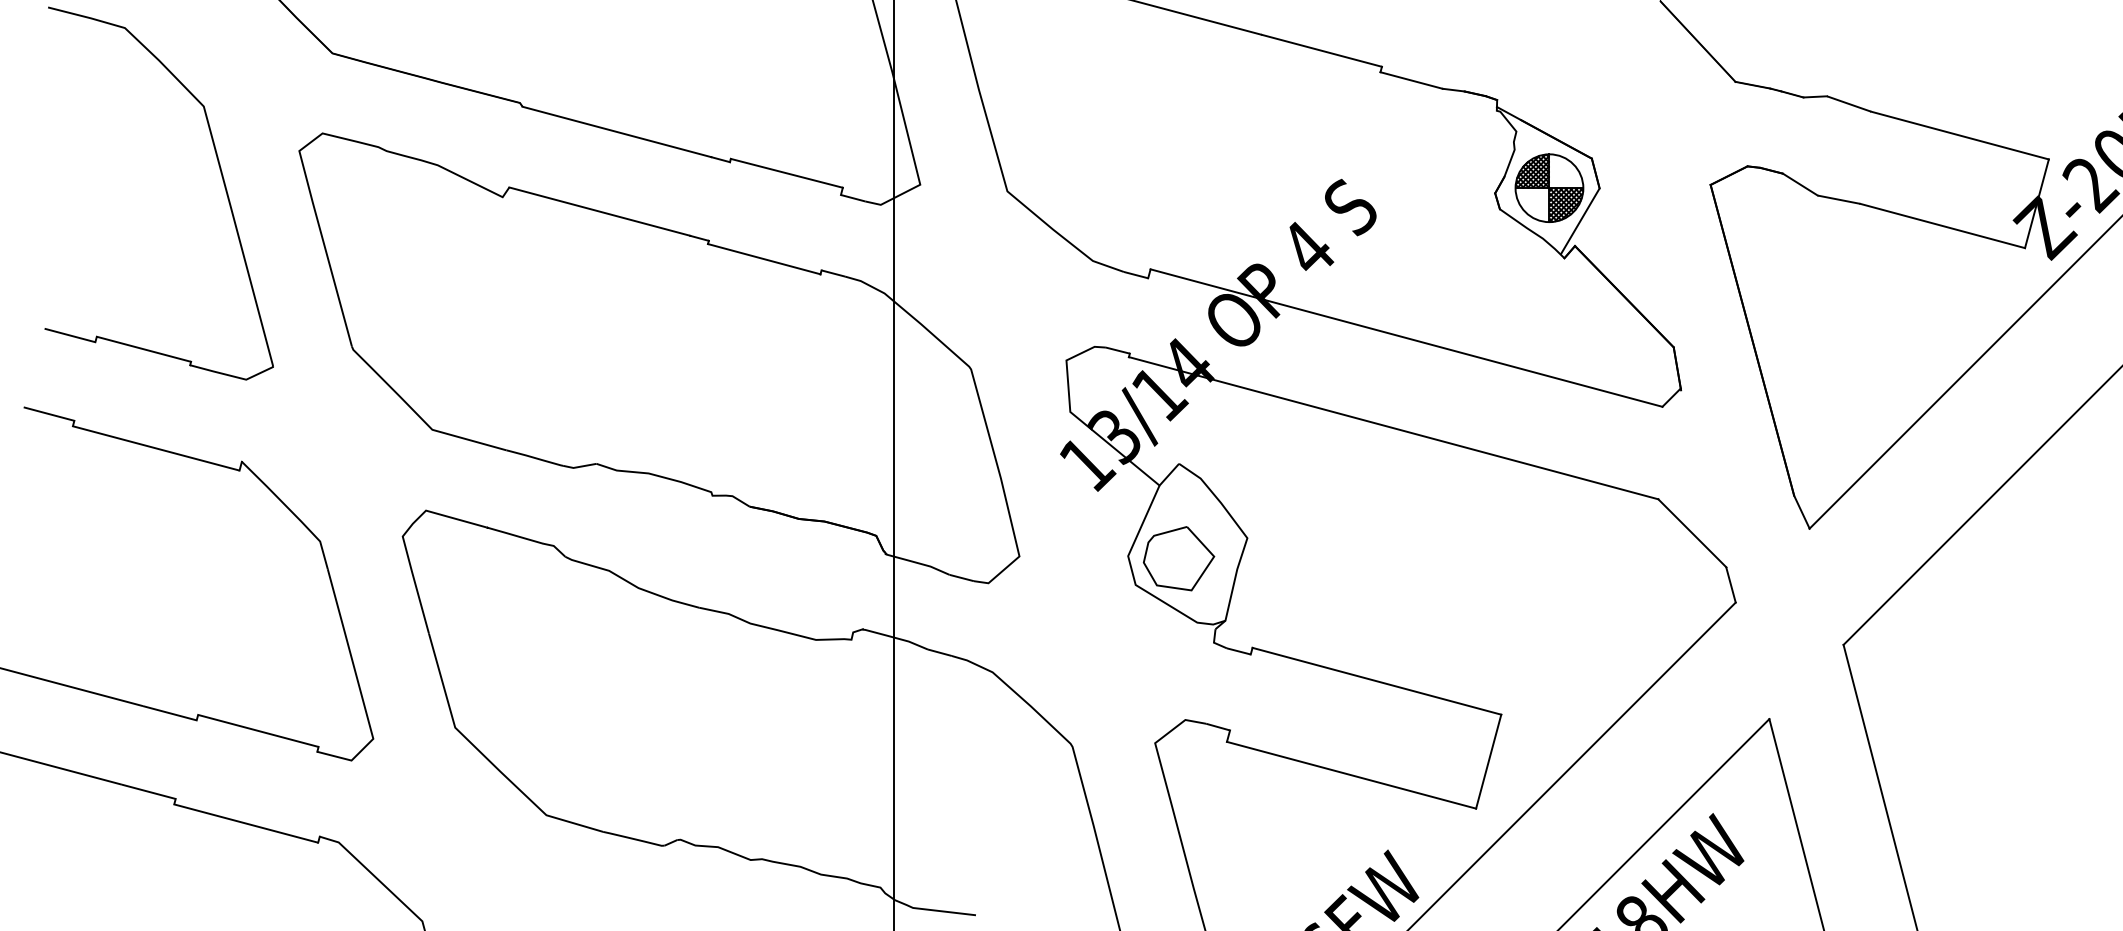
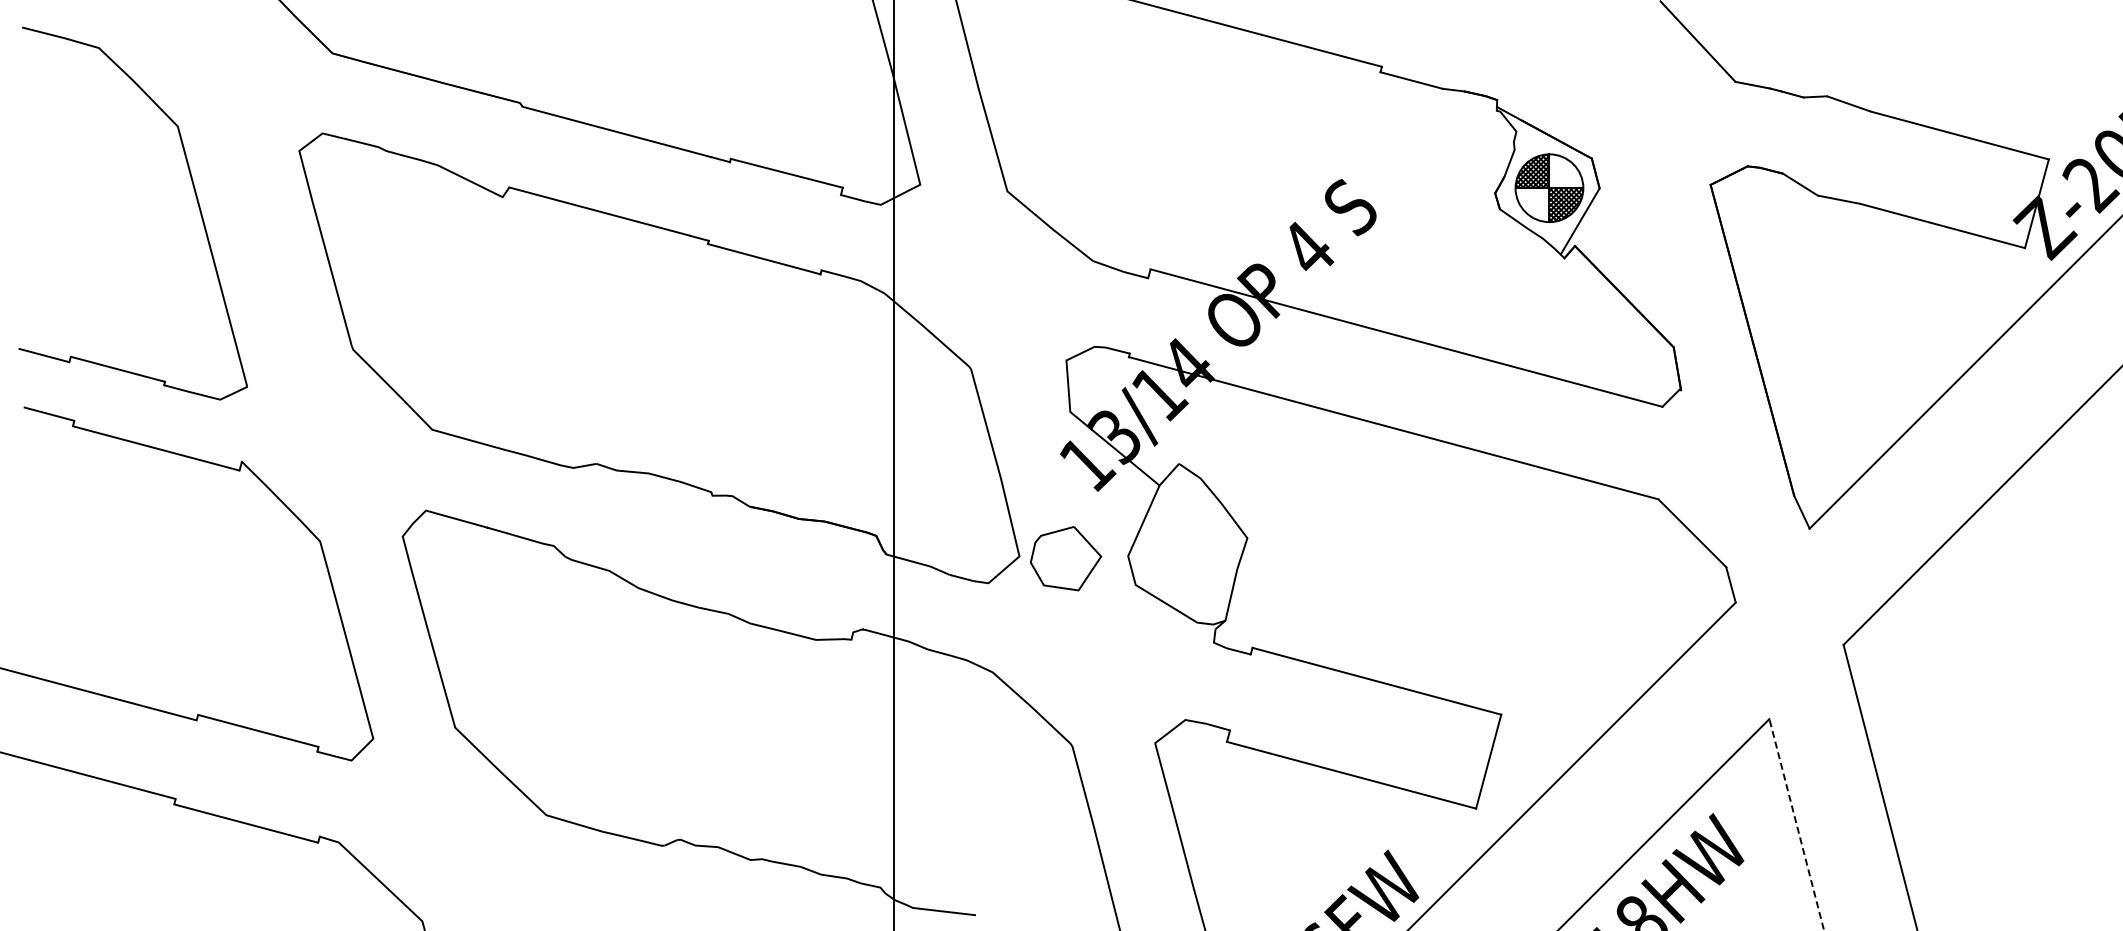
part position: (220, 173) -> (194, 193) (194, 193)
part position: (1179, 558) -> (1066, 558) (1066, 558)
line: solid -> dashed (1796, 824)
